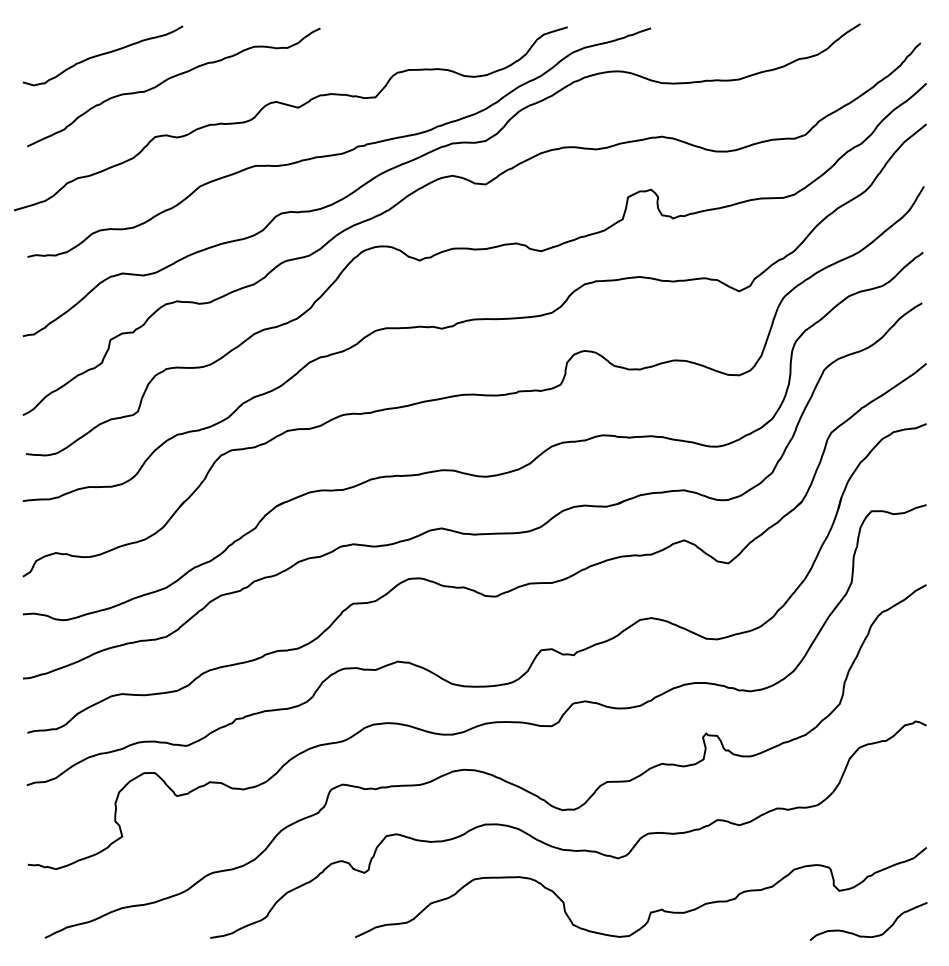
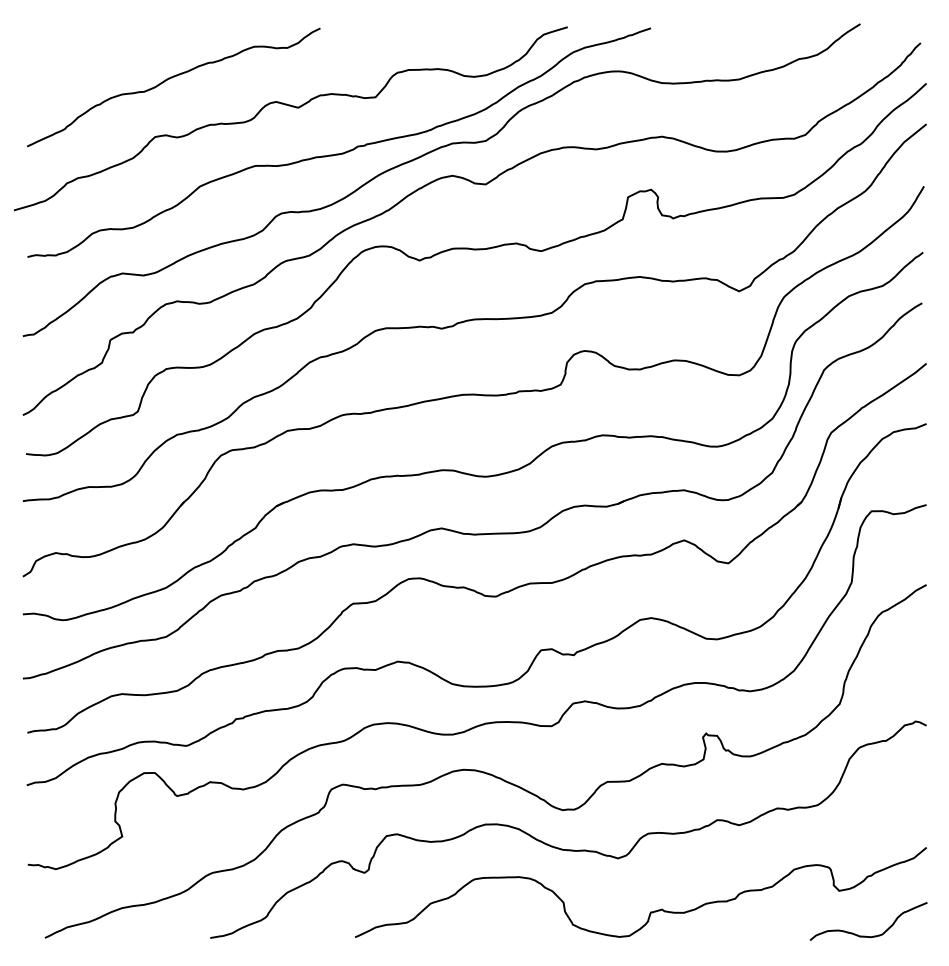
curve: present -> none (102, 55)
